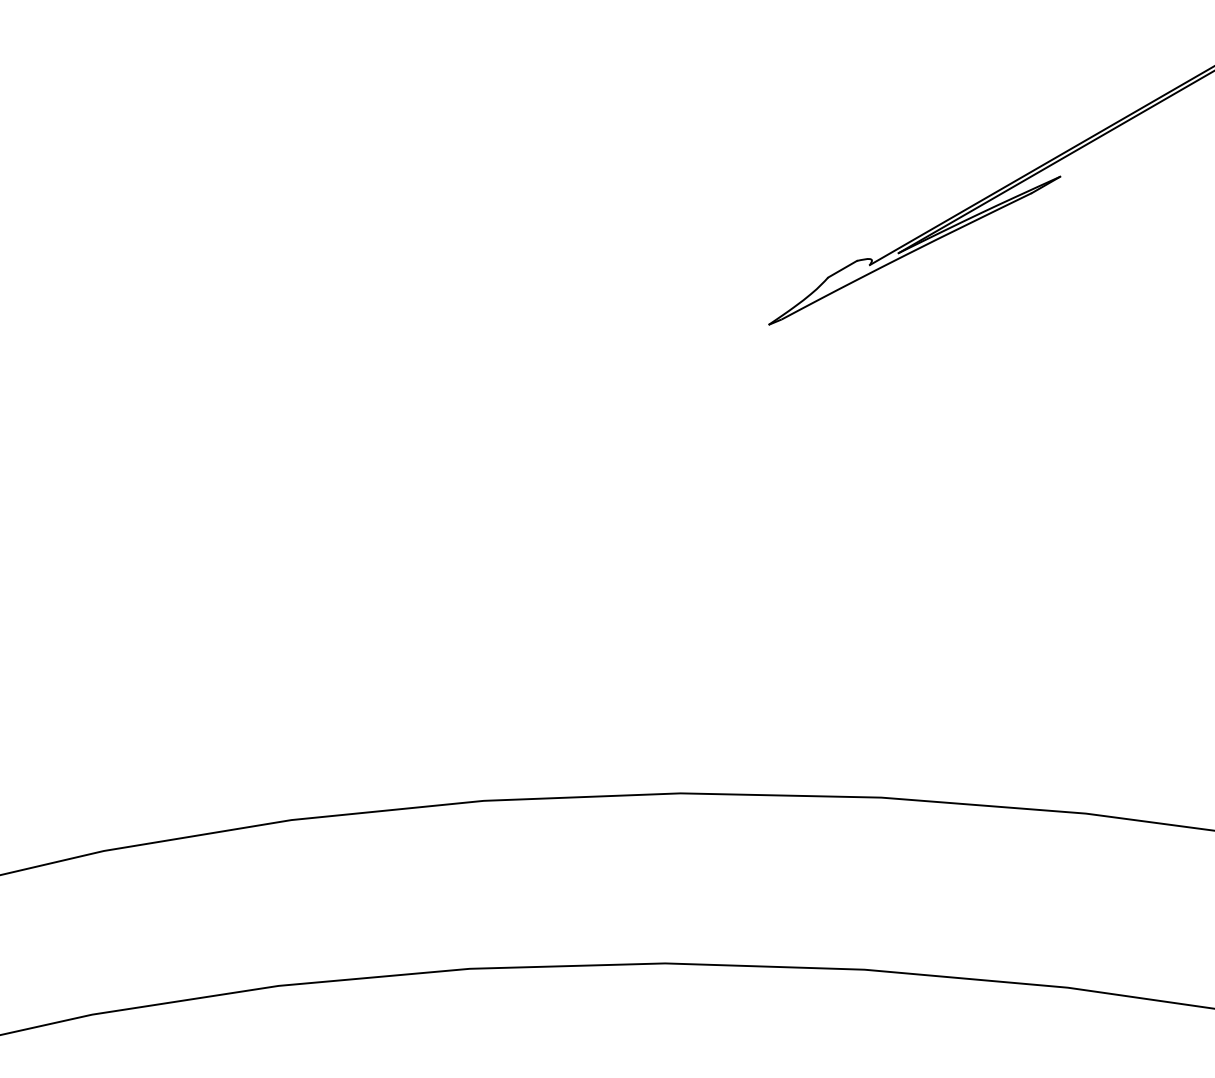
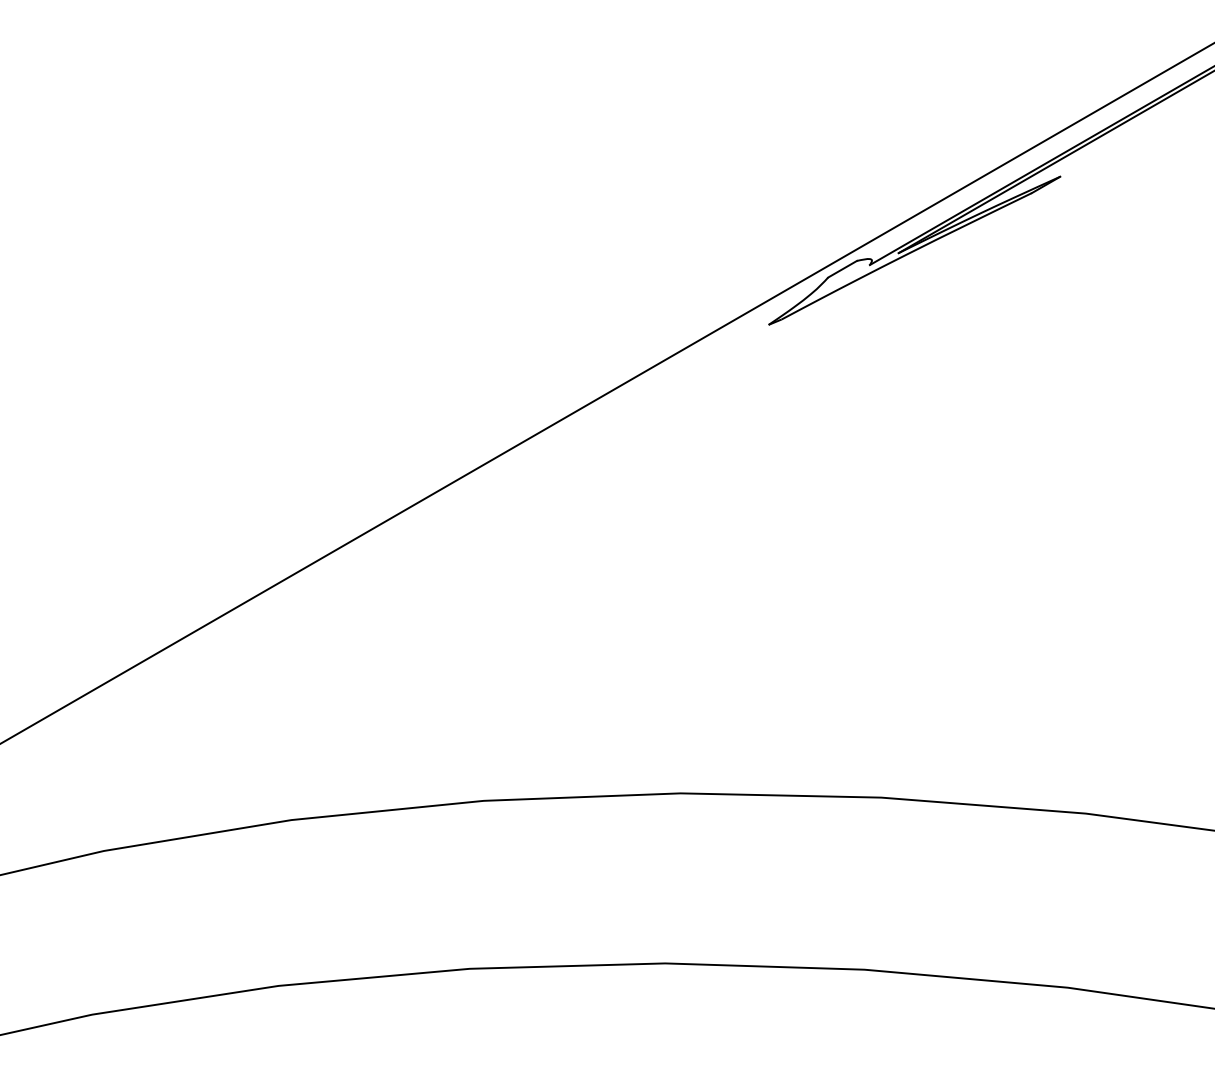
line: none -> present (606, 393)
